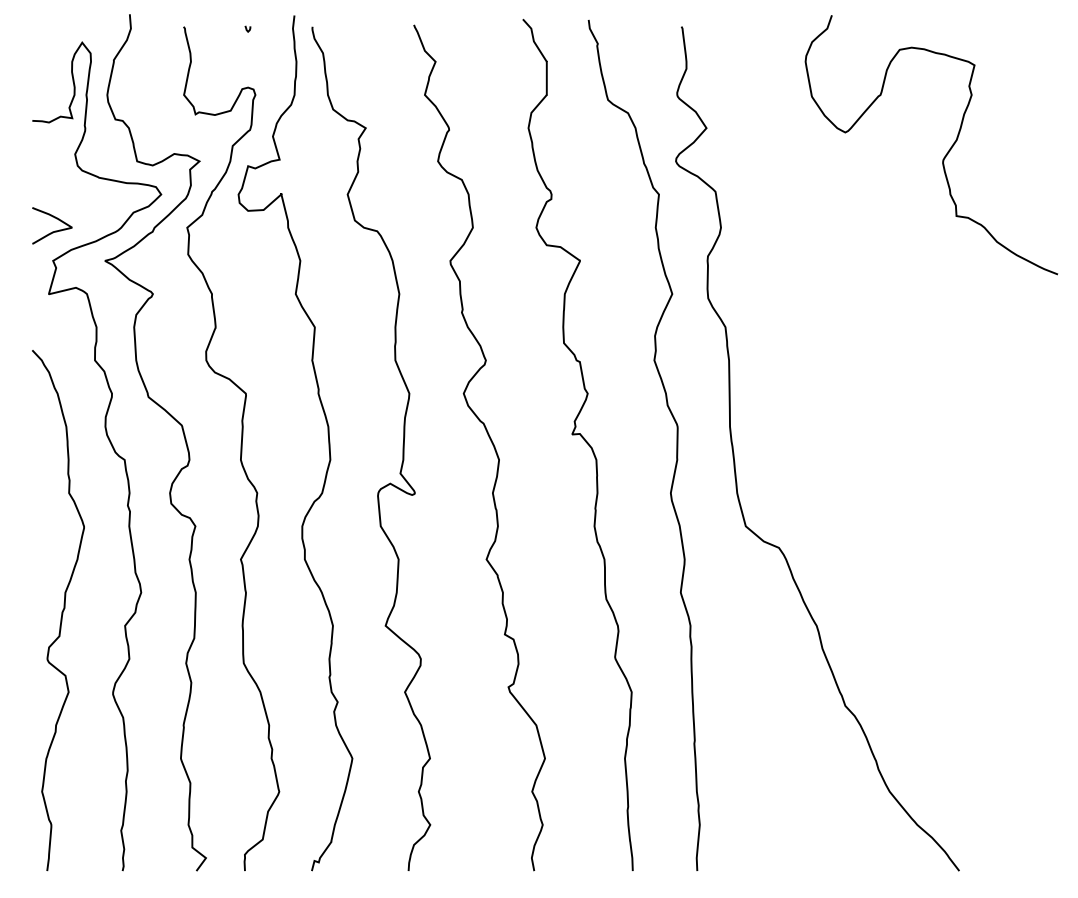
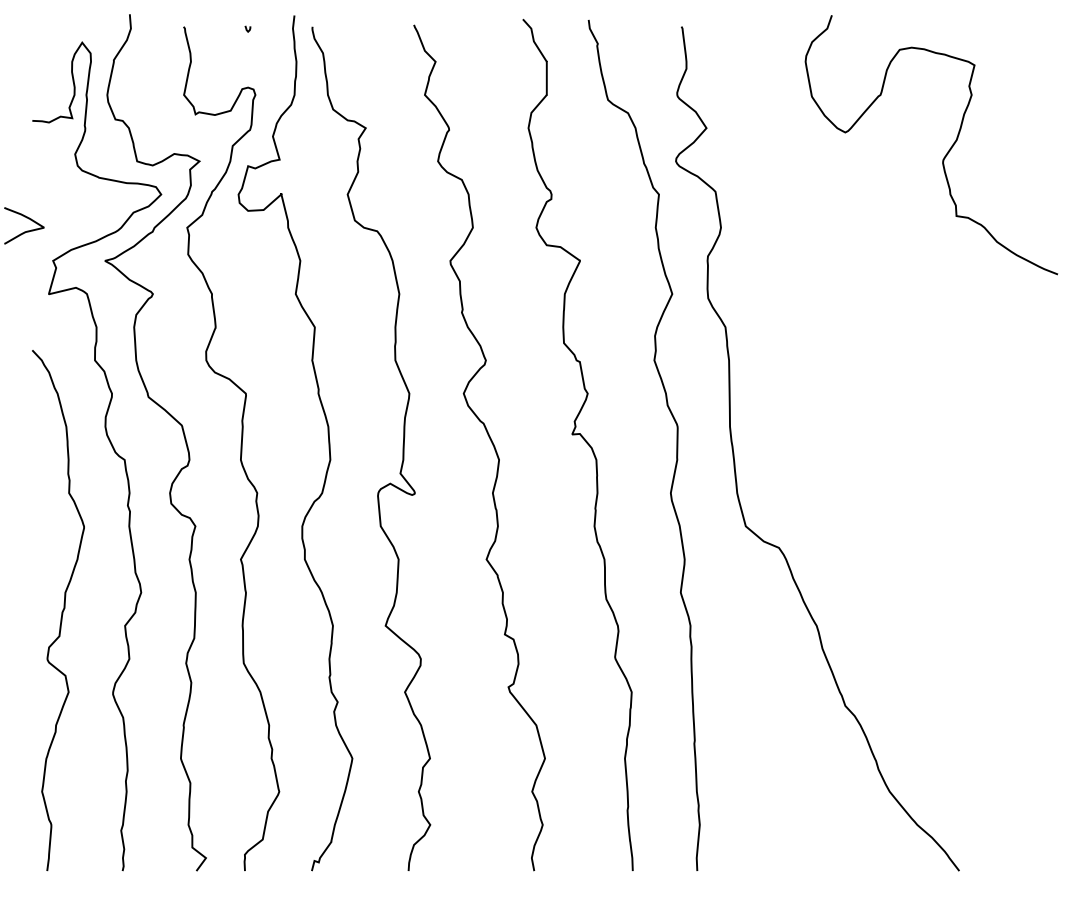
curve position: (55, 230) -> (27, 230) (27, 230)
